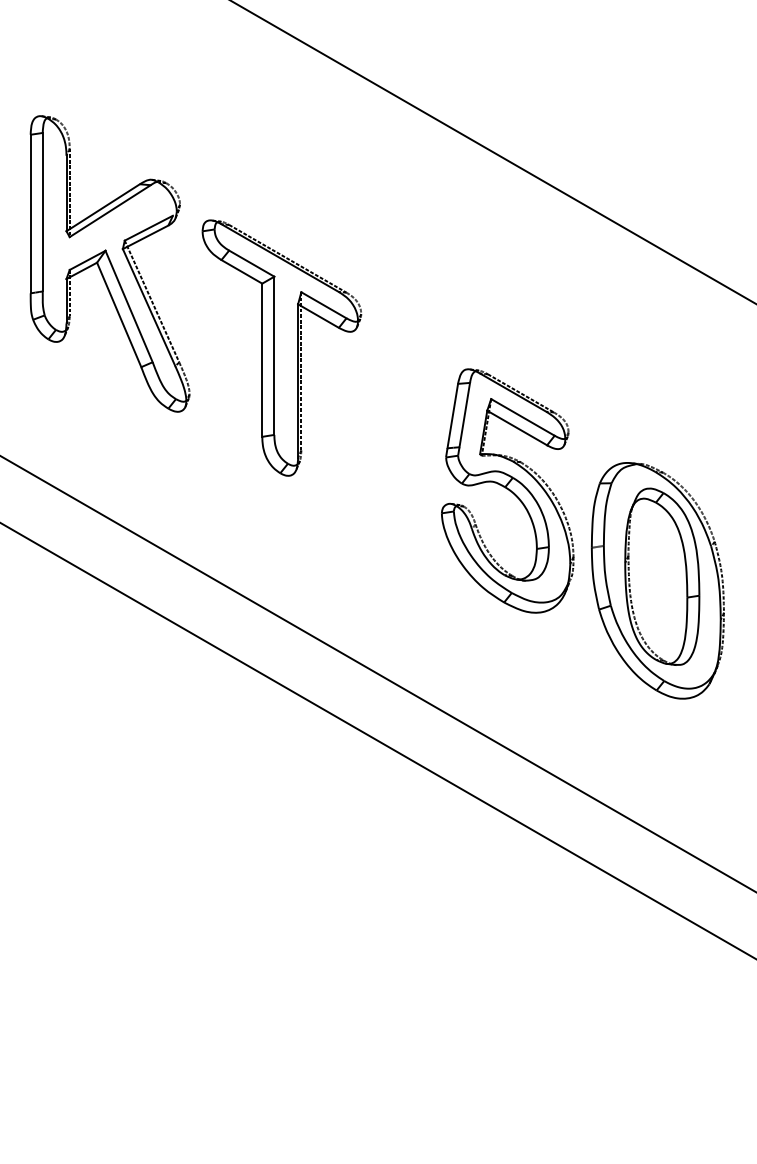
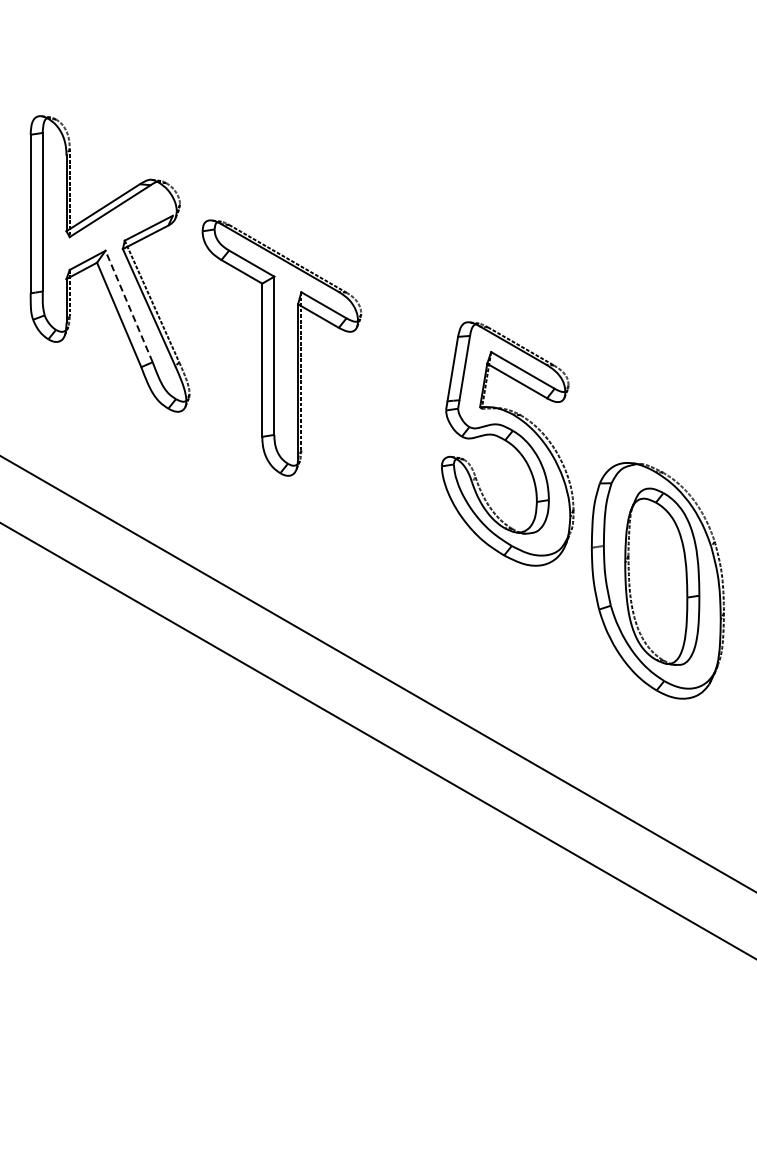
line: present -> none (493, 152)
line: solid -> dashed (129, 306)
part position: (507, 490) -> (507, 443) (507, 443)
